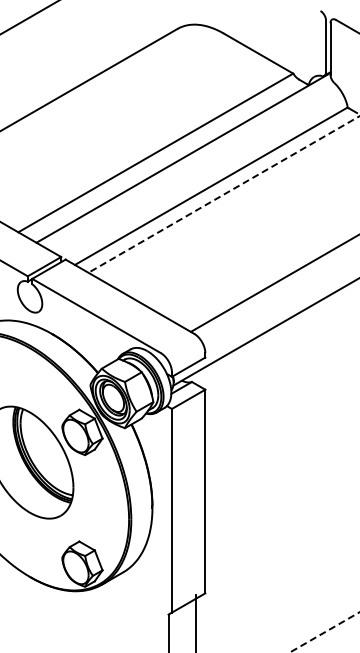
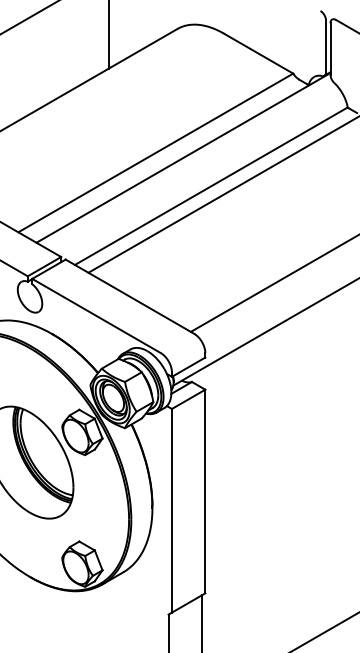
line: none -> present (108, 35)
line: dashed -> solid (224, 194)
line position: (195, 622) -> (201, 622) (201, 622)
line: dashed -> solid (324, 632)
